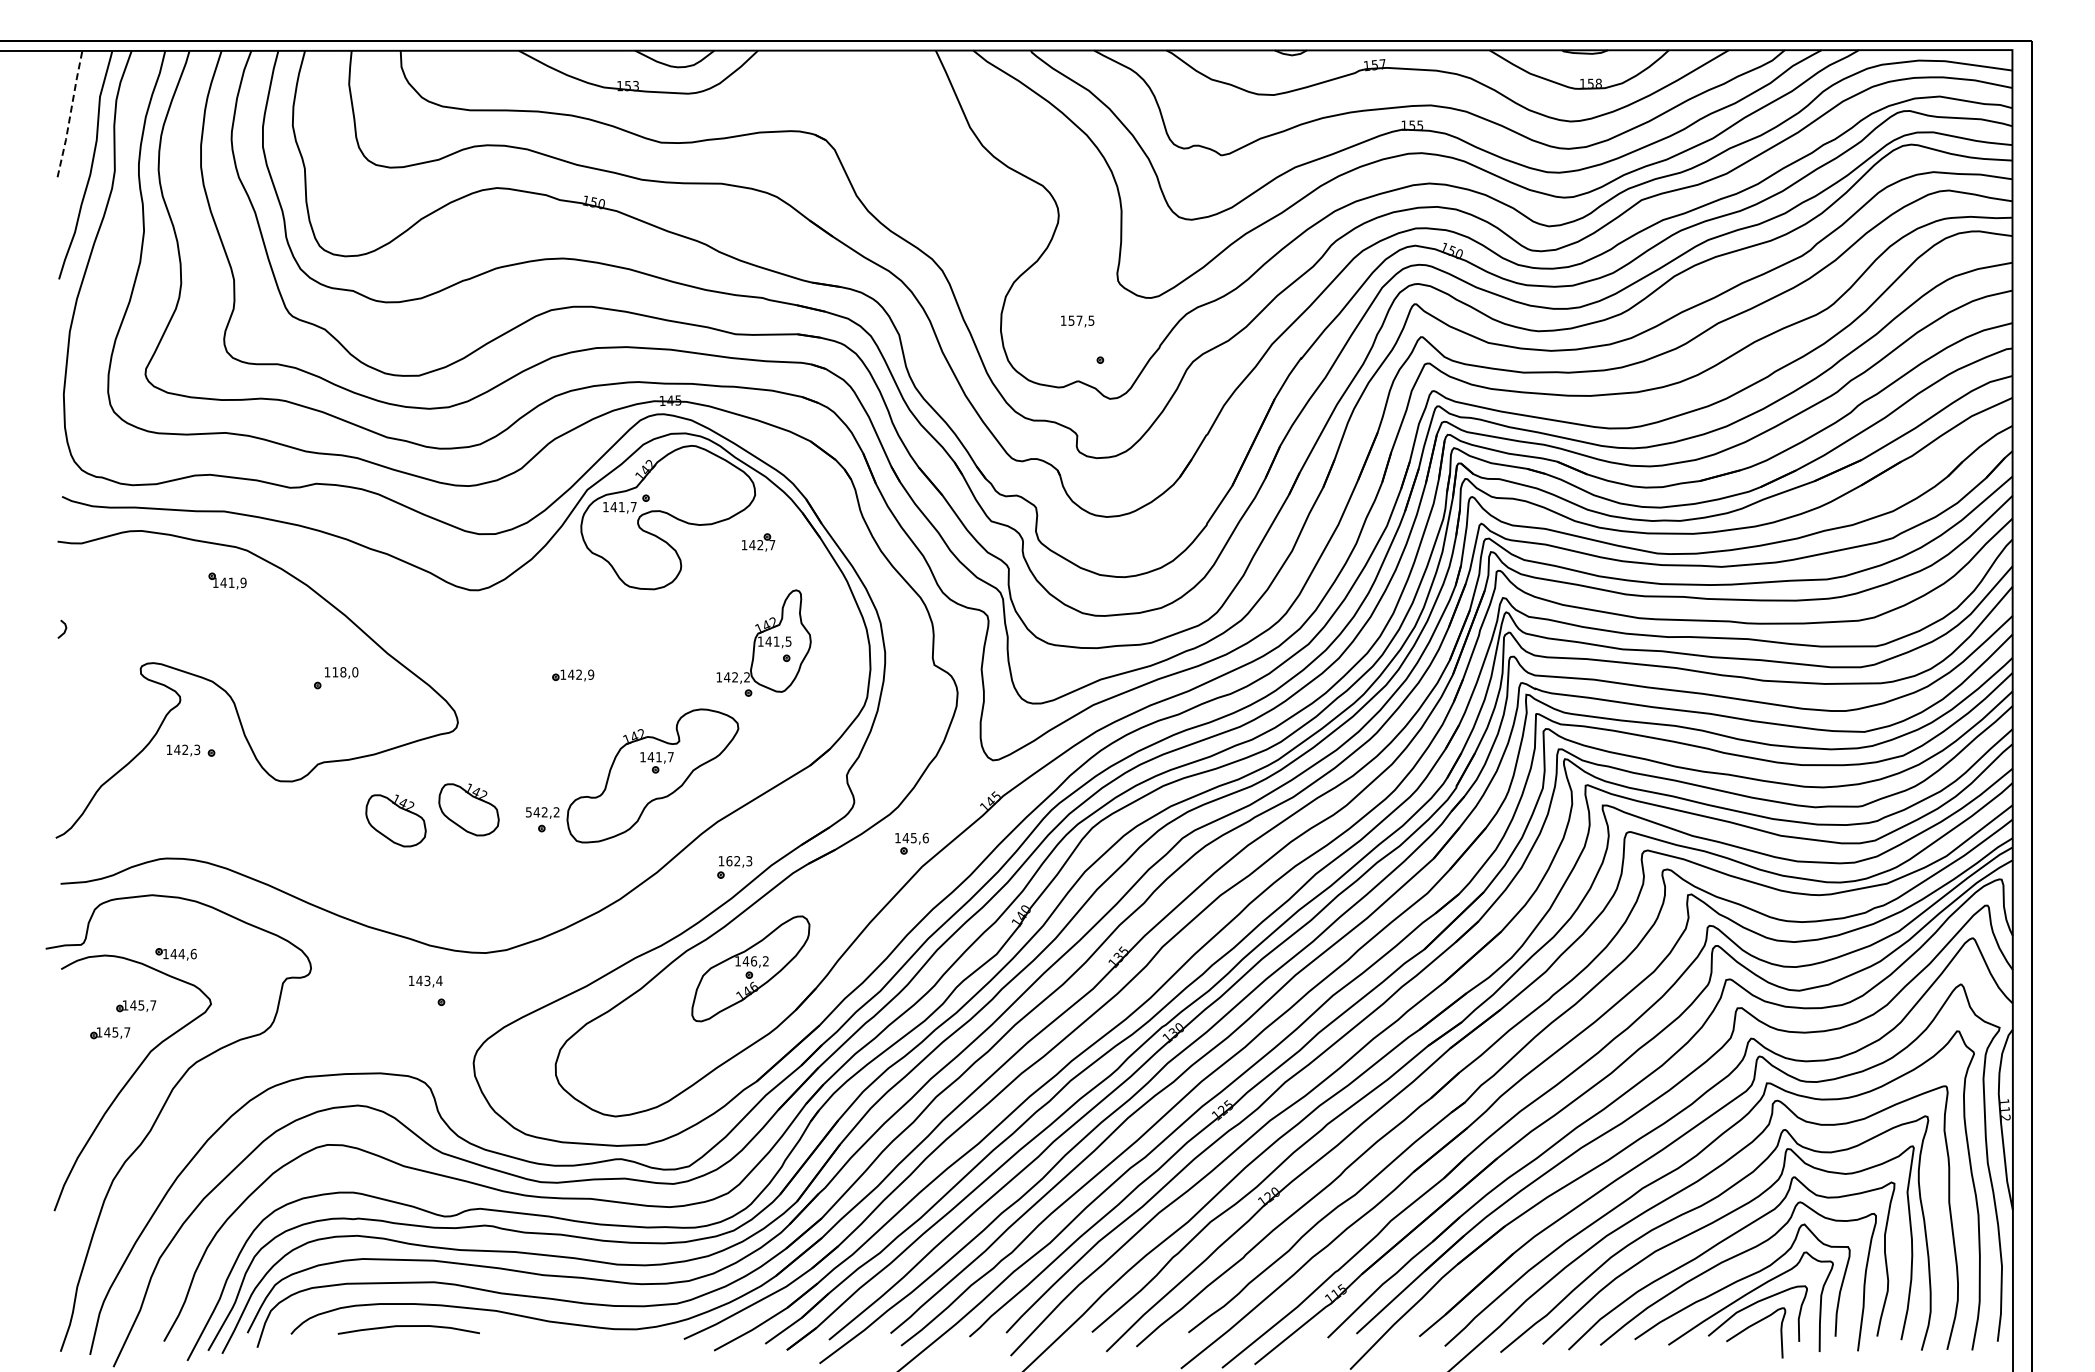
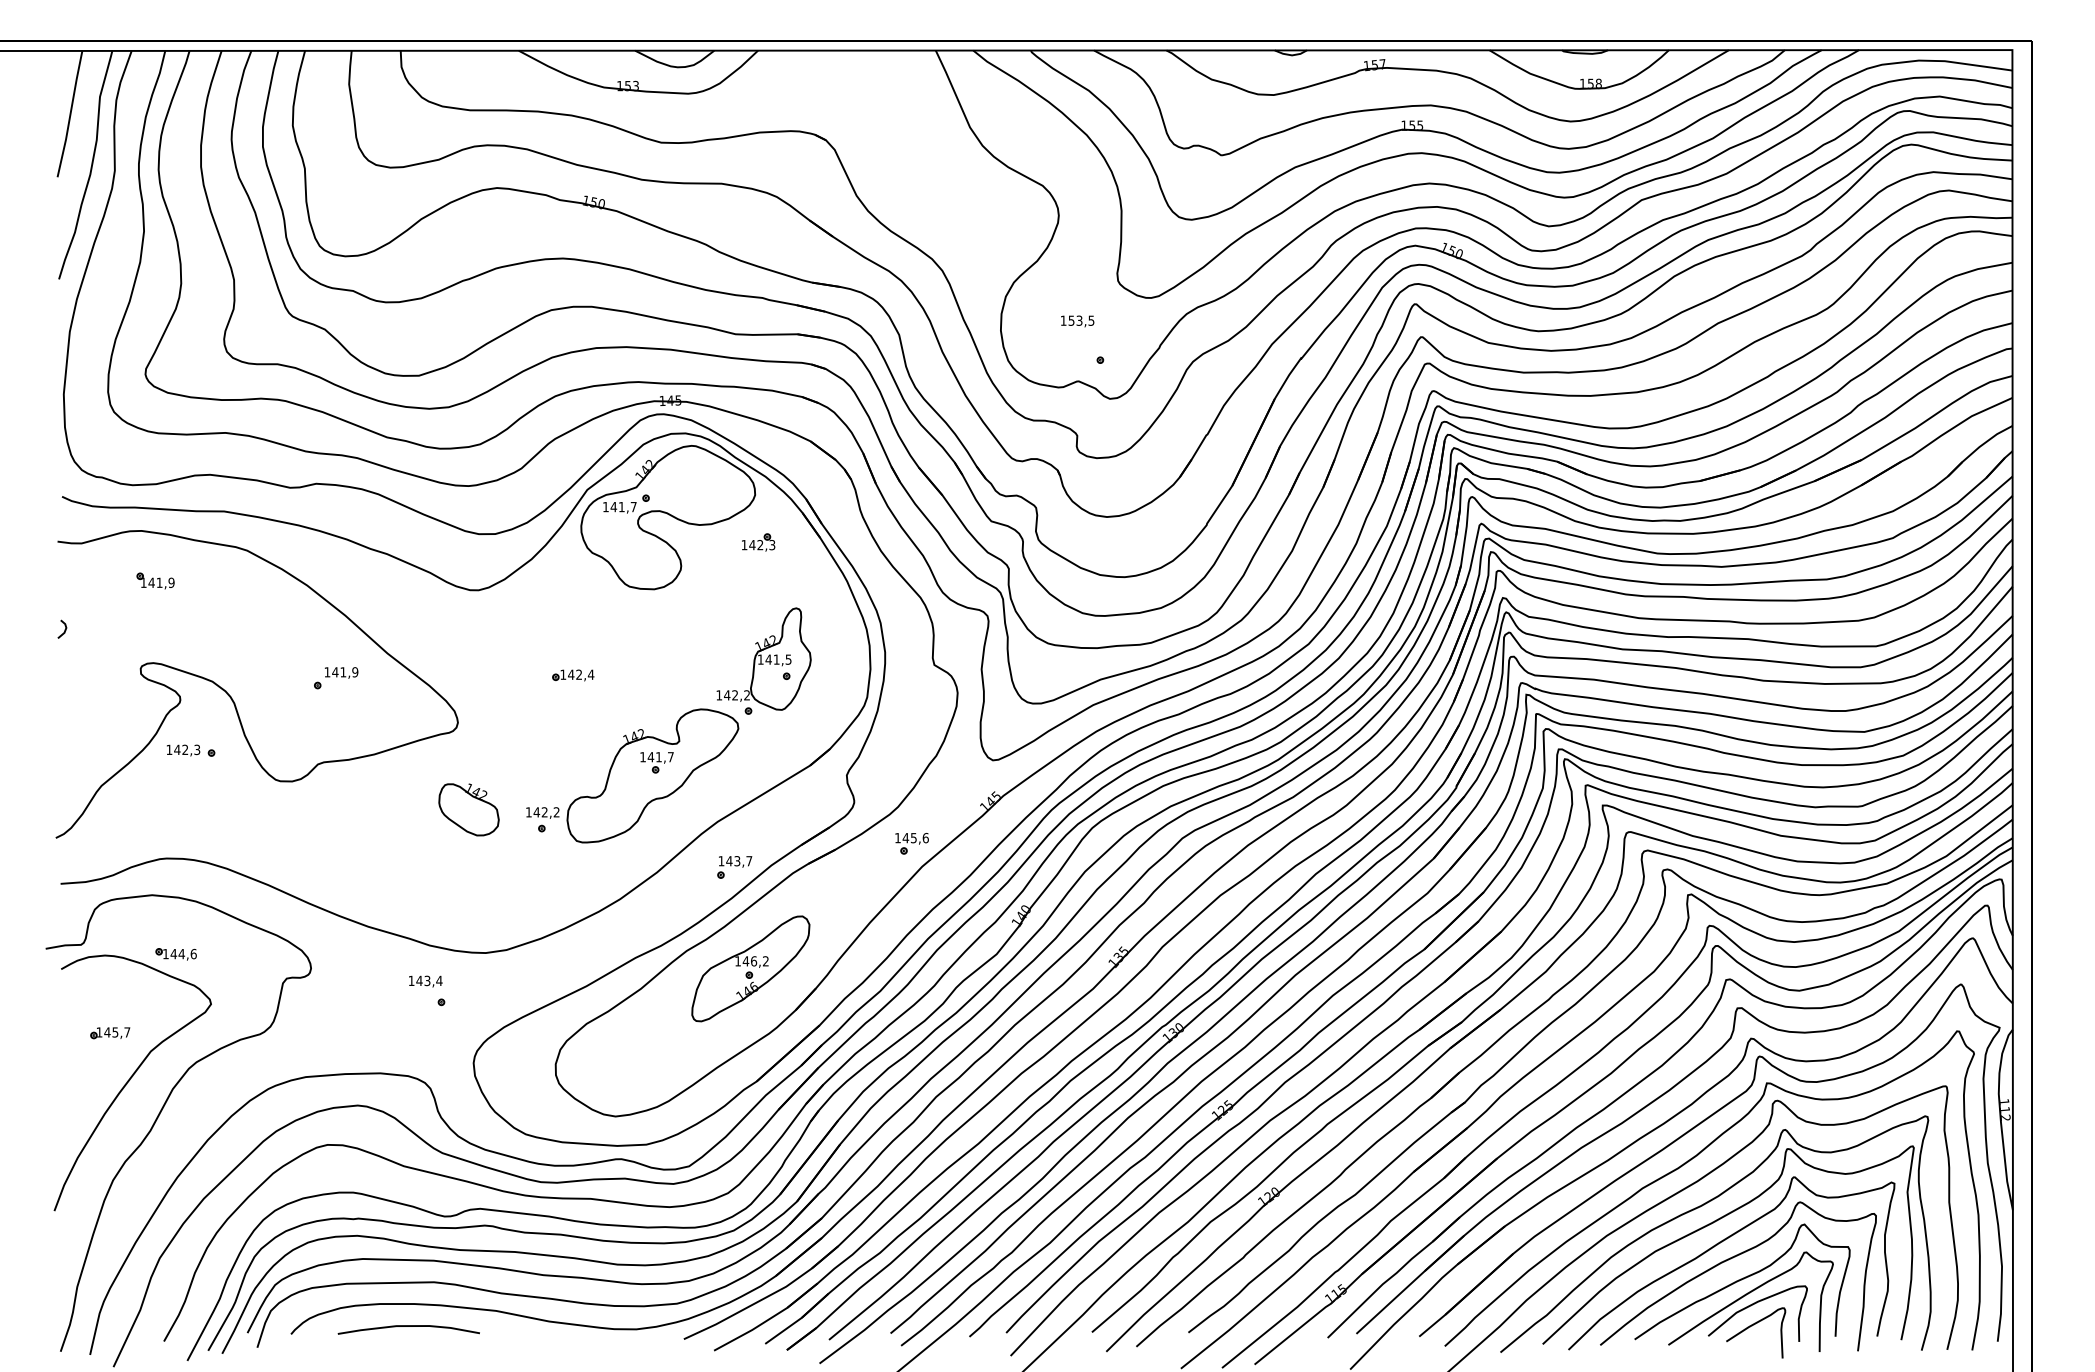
line: dashed -> solid (70, 114)
text: 157,5 -> 153,5 (1079, 320)
text: 142,7 -> 142,3 (772, 545)
part position: (227, 580) -> (155, 580) (155, 580)
part position: (763, 642) -> (763, 660) (763, 660)
text: 118,0 -> 141,9 (345, 672)
text: 142,9 -> 142,4 (590, 674)
text: 542,2 -> 142,2 (528, 812)
part: present -> none (395, 820)
text: 162,3 -> 143,7 (739, 861)
part: present -> none (136, 1006)
